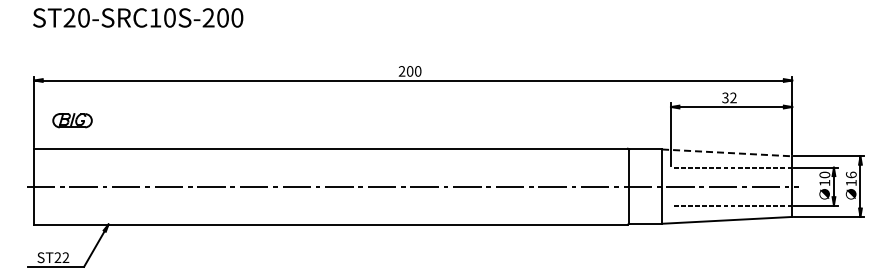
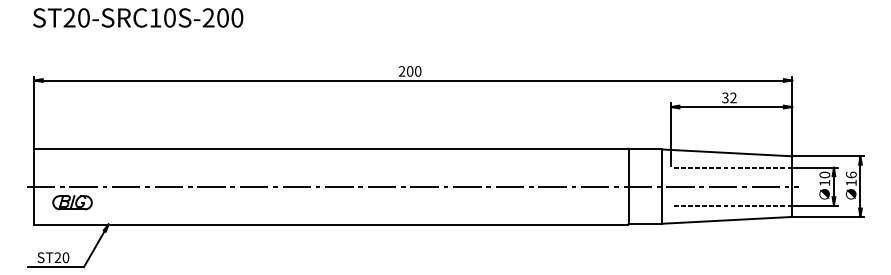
part position: (72, 120) -> (72, 202) (72, 202)
line: dashed -> solid (727, 152)
text: ST22 -> ST20 (65, 257)
